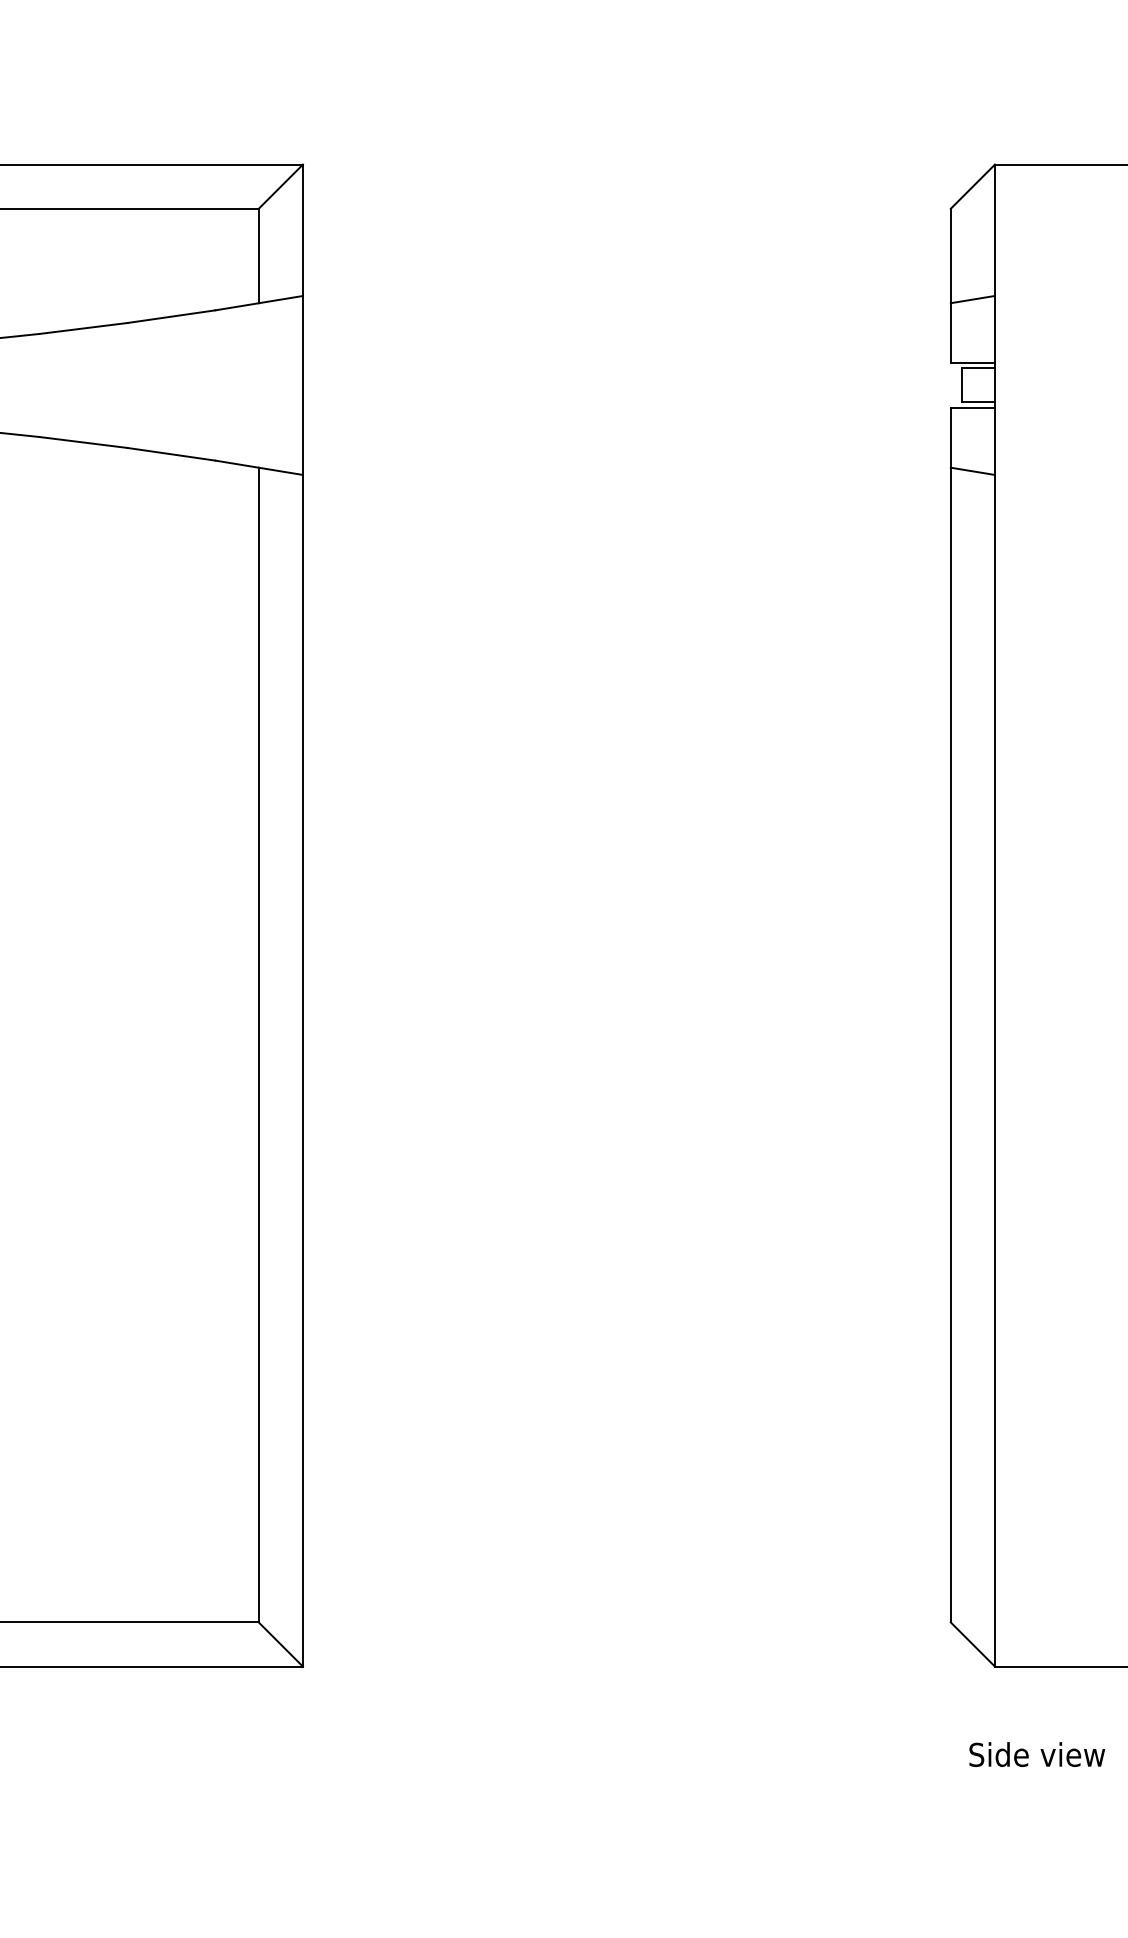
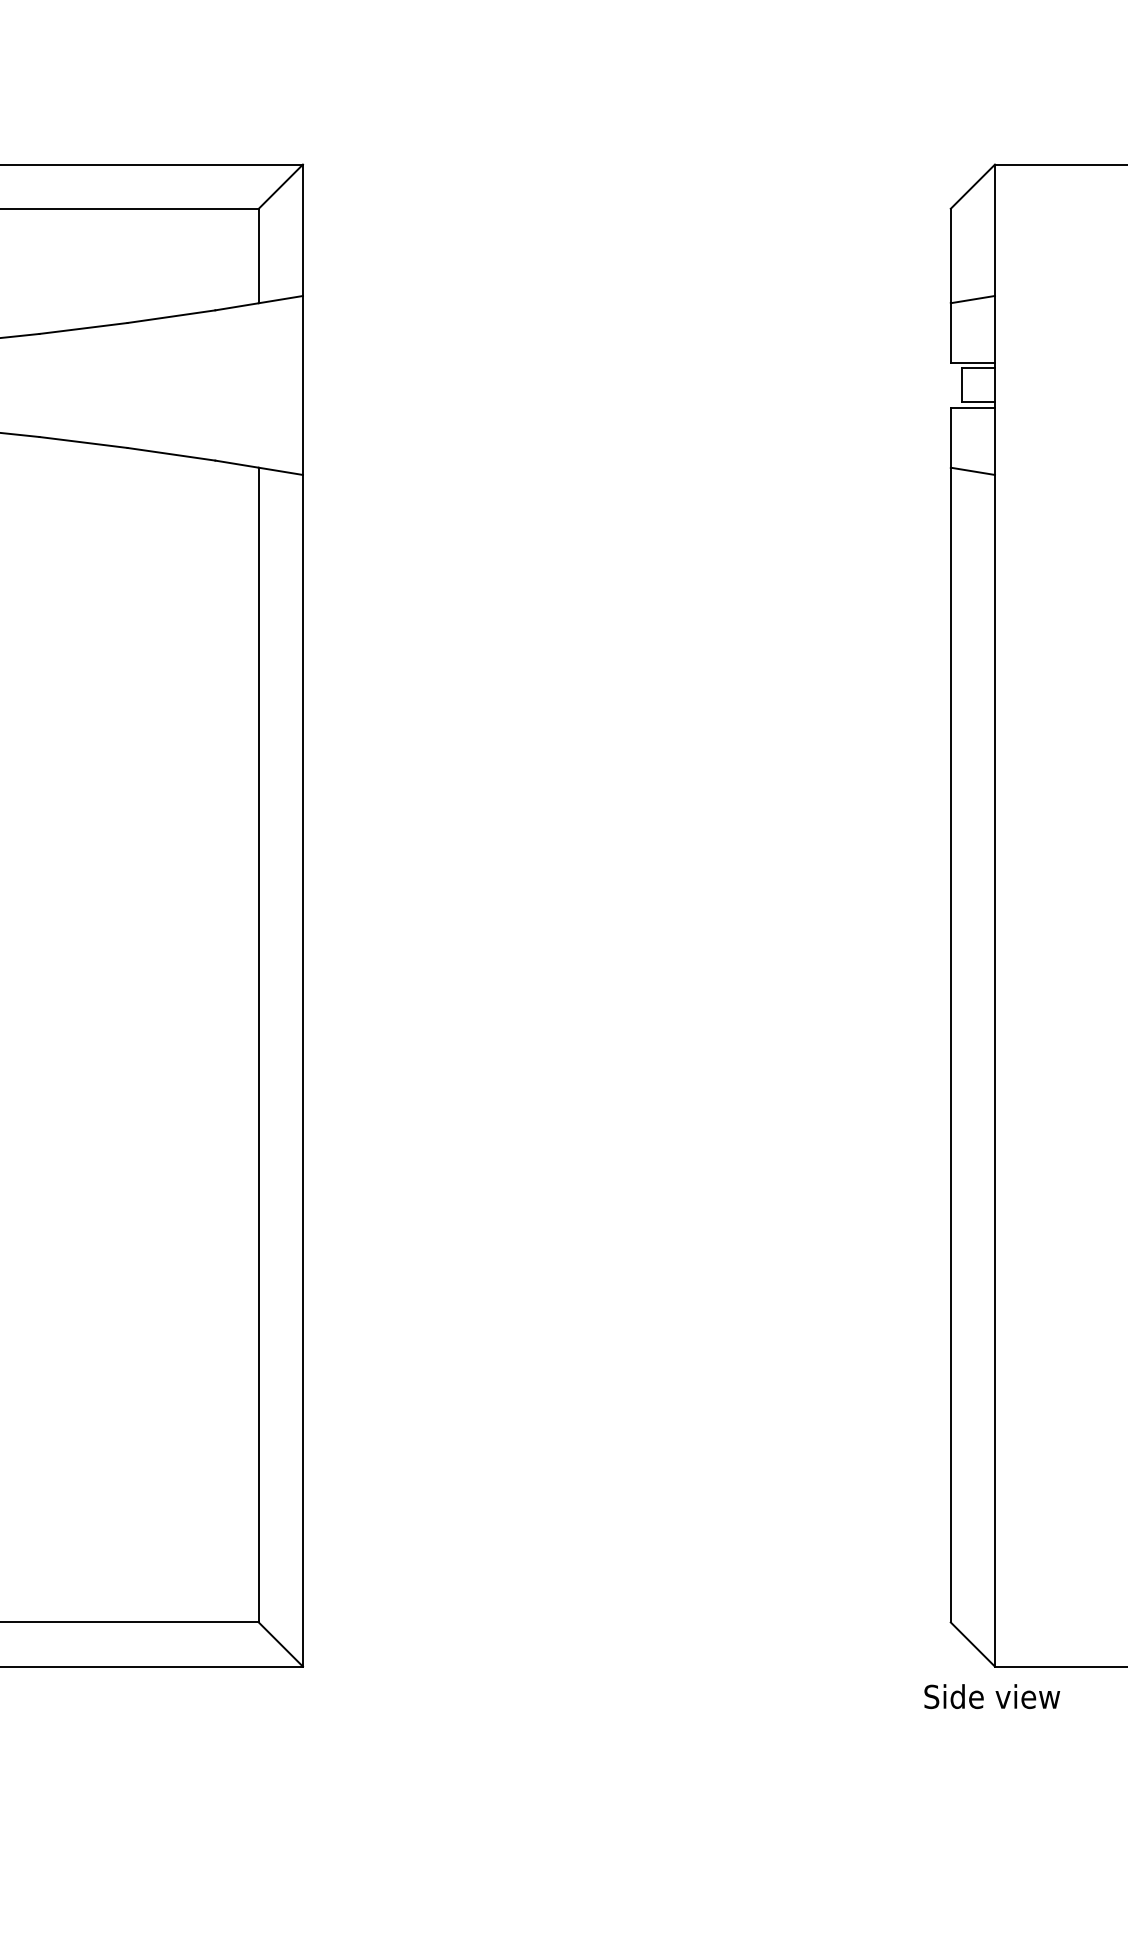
text position: (1037, 1754) -> (992, 1696) (992, 1696)
